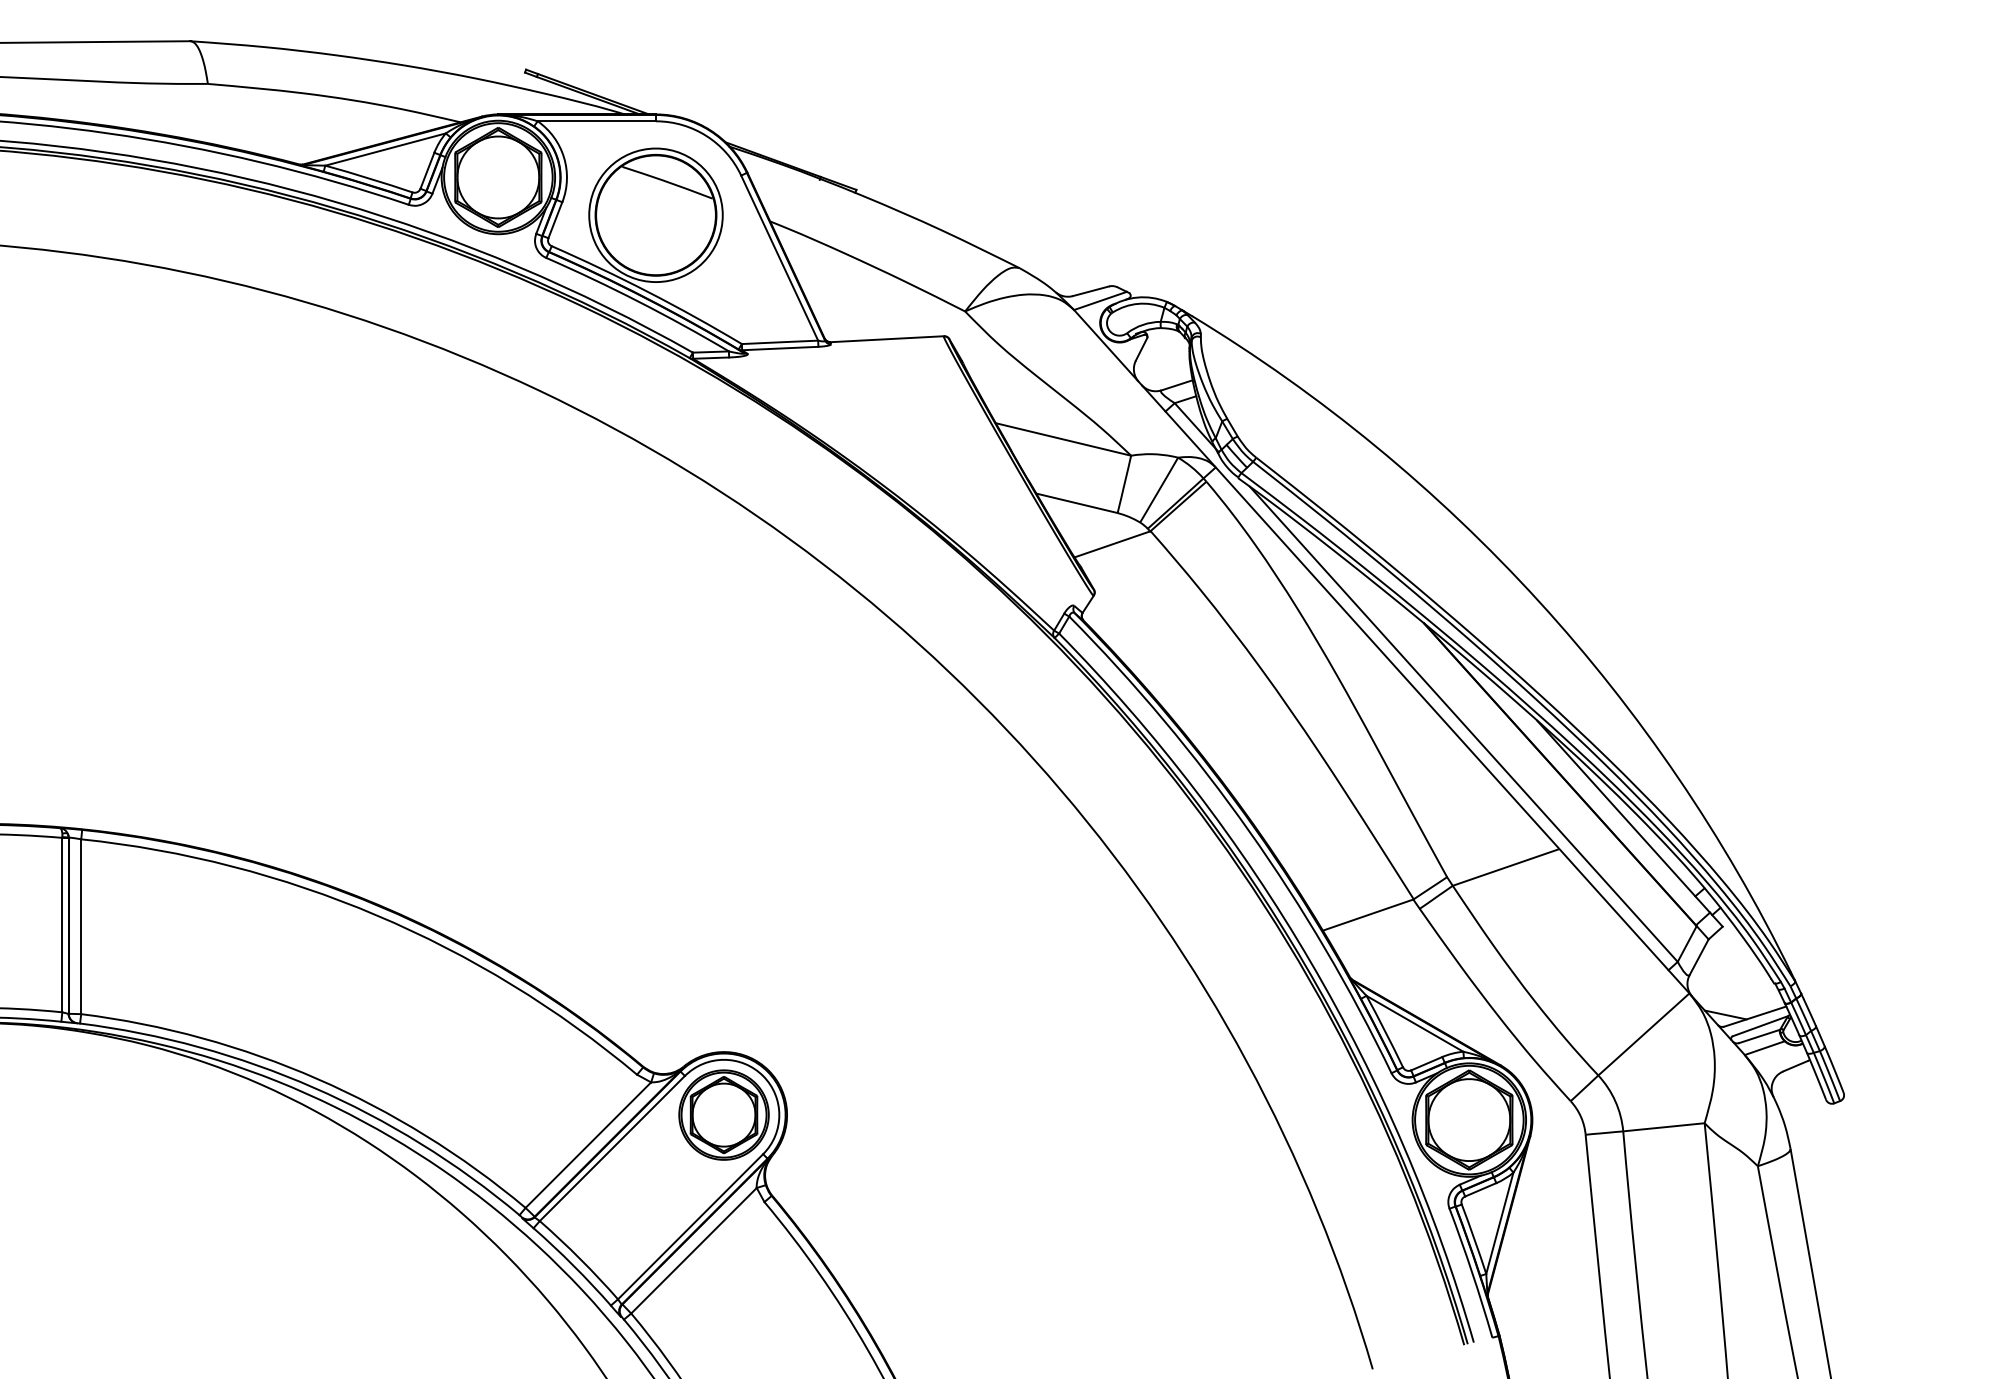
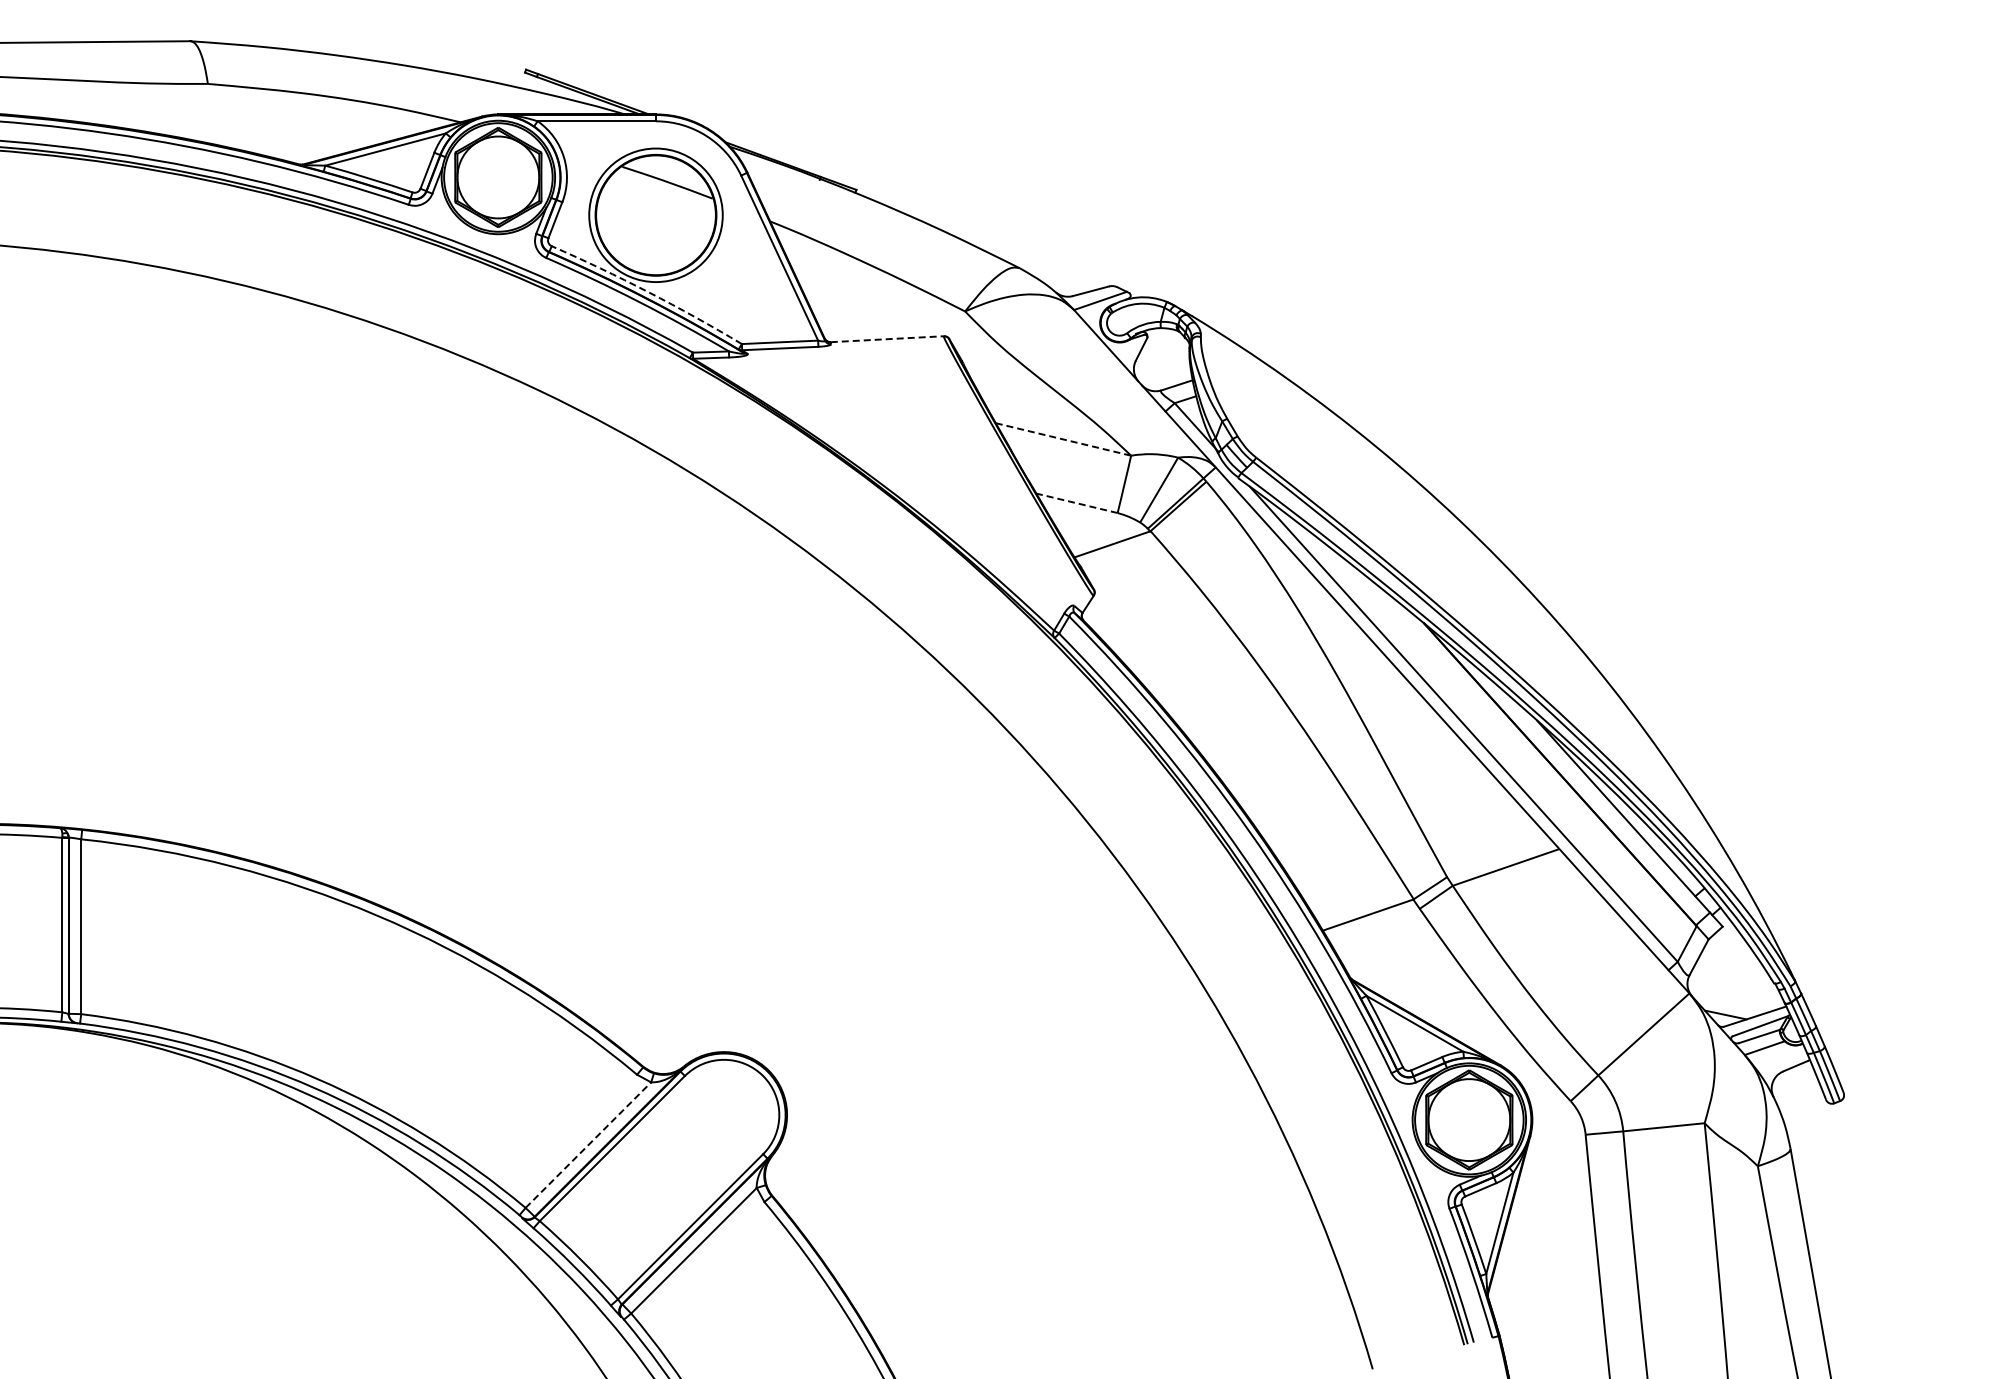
arc: solid -> dashed (648, 292)
line: solid -> dashed (887, 339)
line: solid -> dashed (1063, 439)
line: solid -> dashed (1076, 503)
part: present -> none (723, 1114)
line: solid -> dashed (588, 1145)
